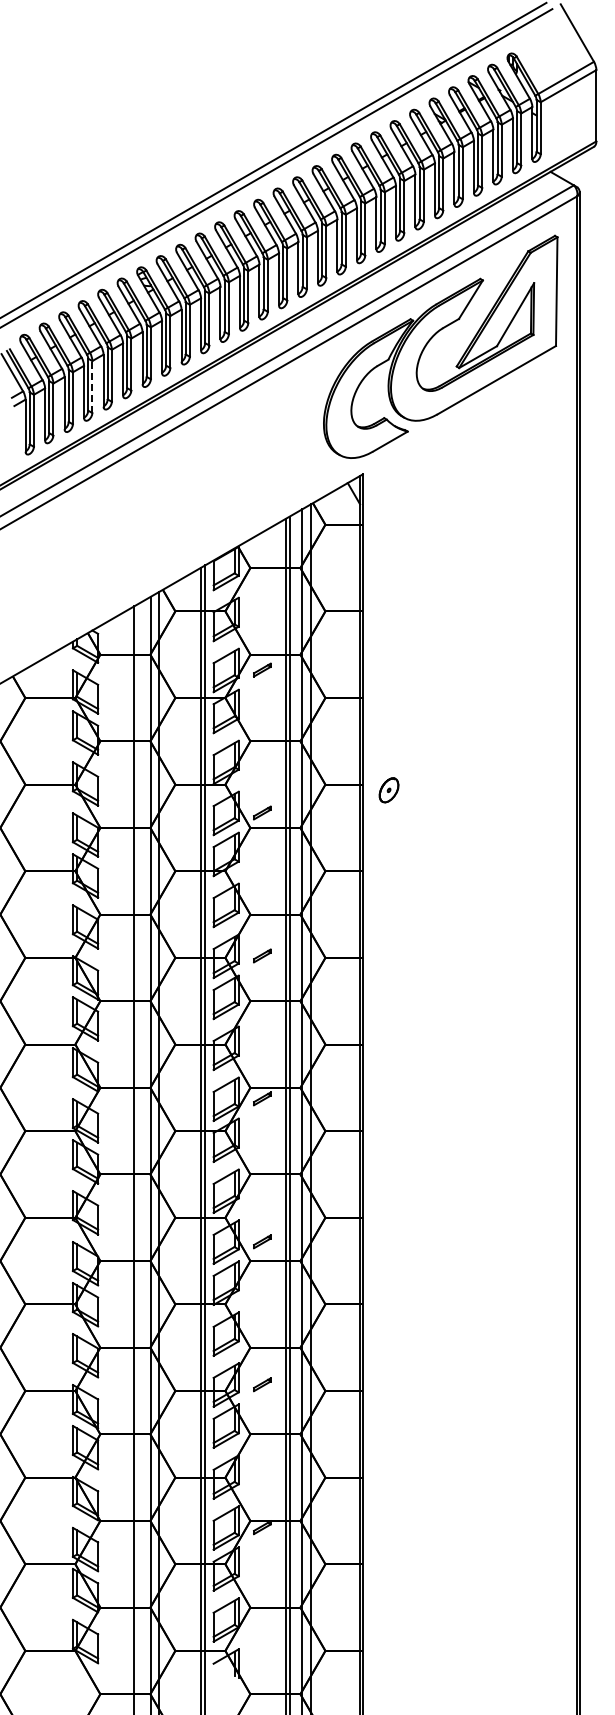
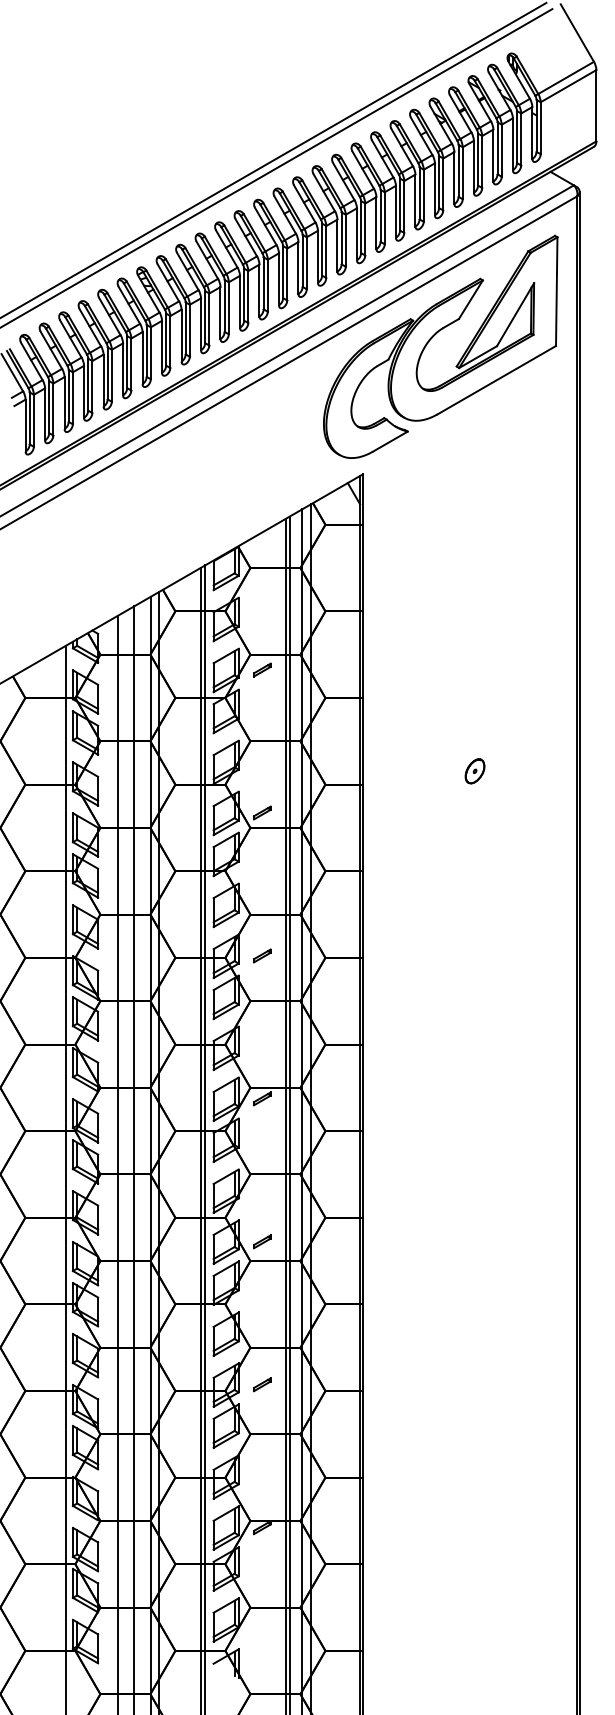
line: dashed -> solid (92, 386)
part position: (388, 790) -> (474, 771) (474, 771)
line: none -> present (117, 1163)
line: none -> present (66, 1178)
